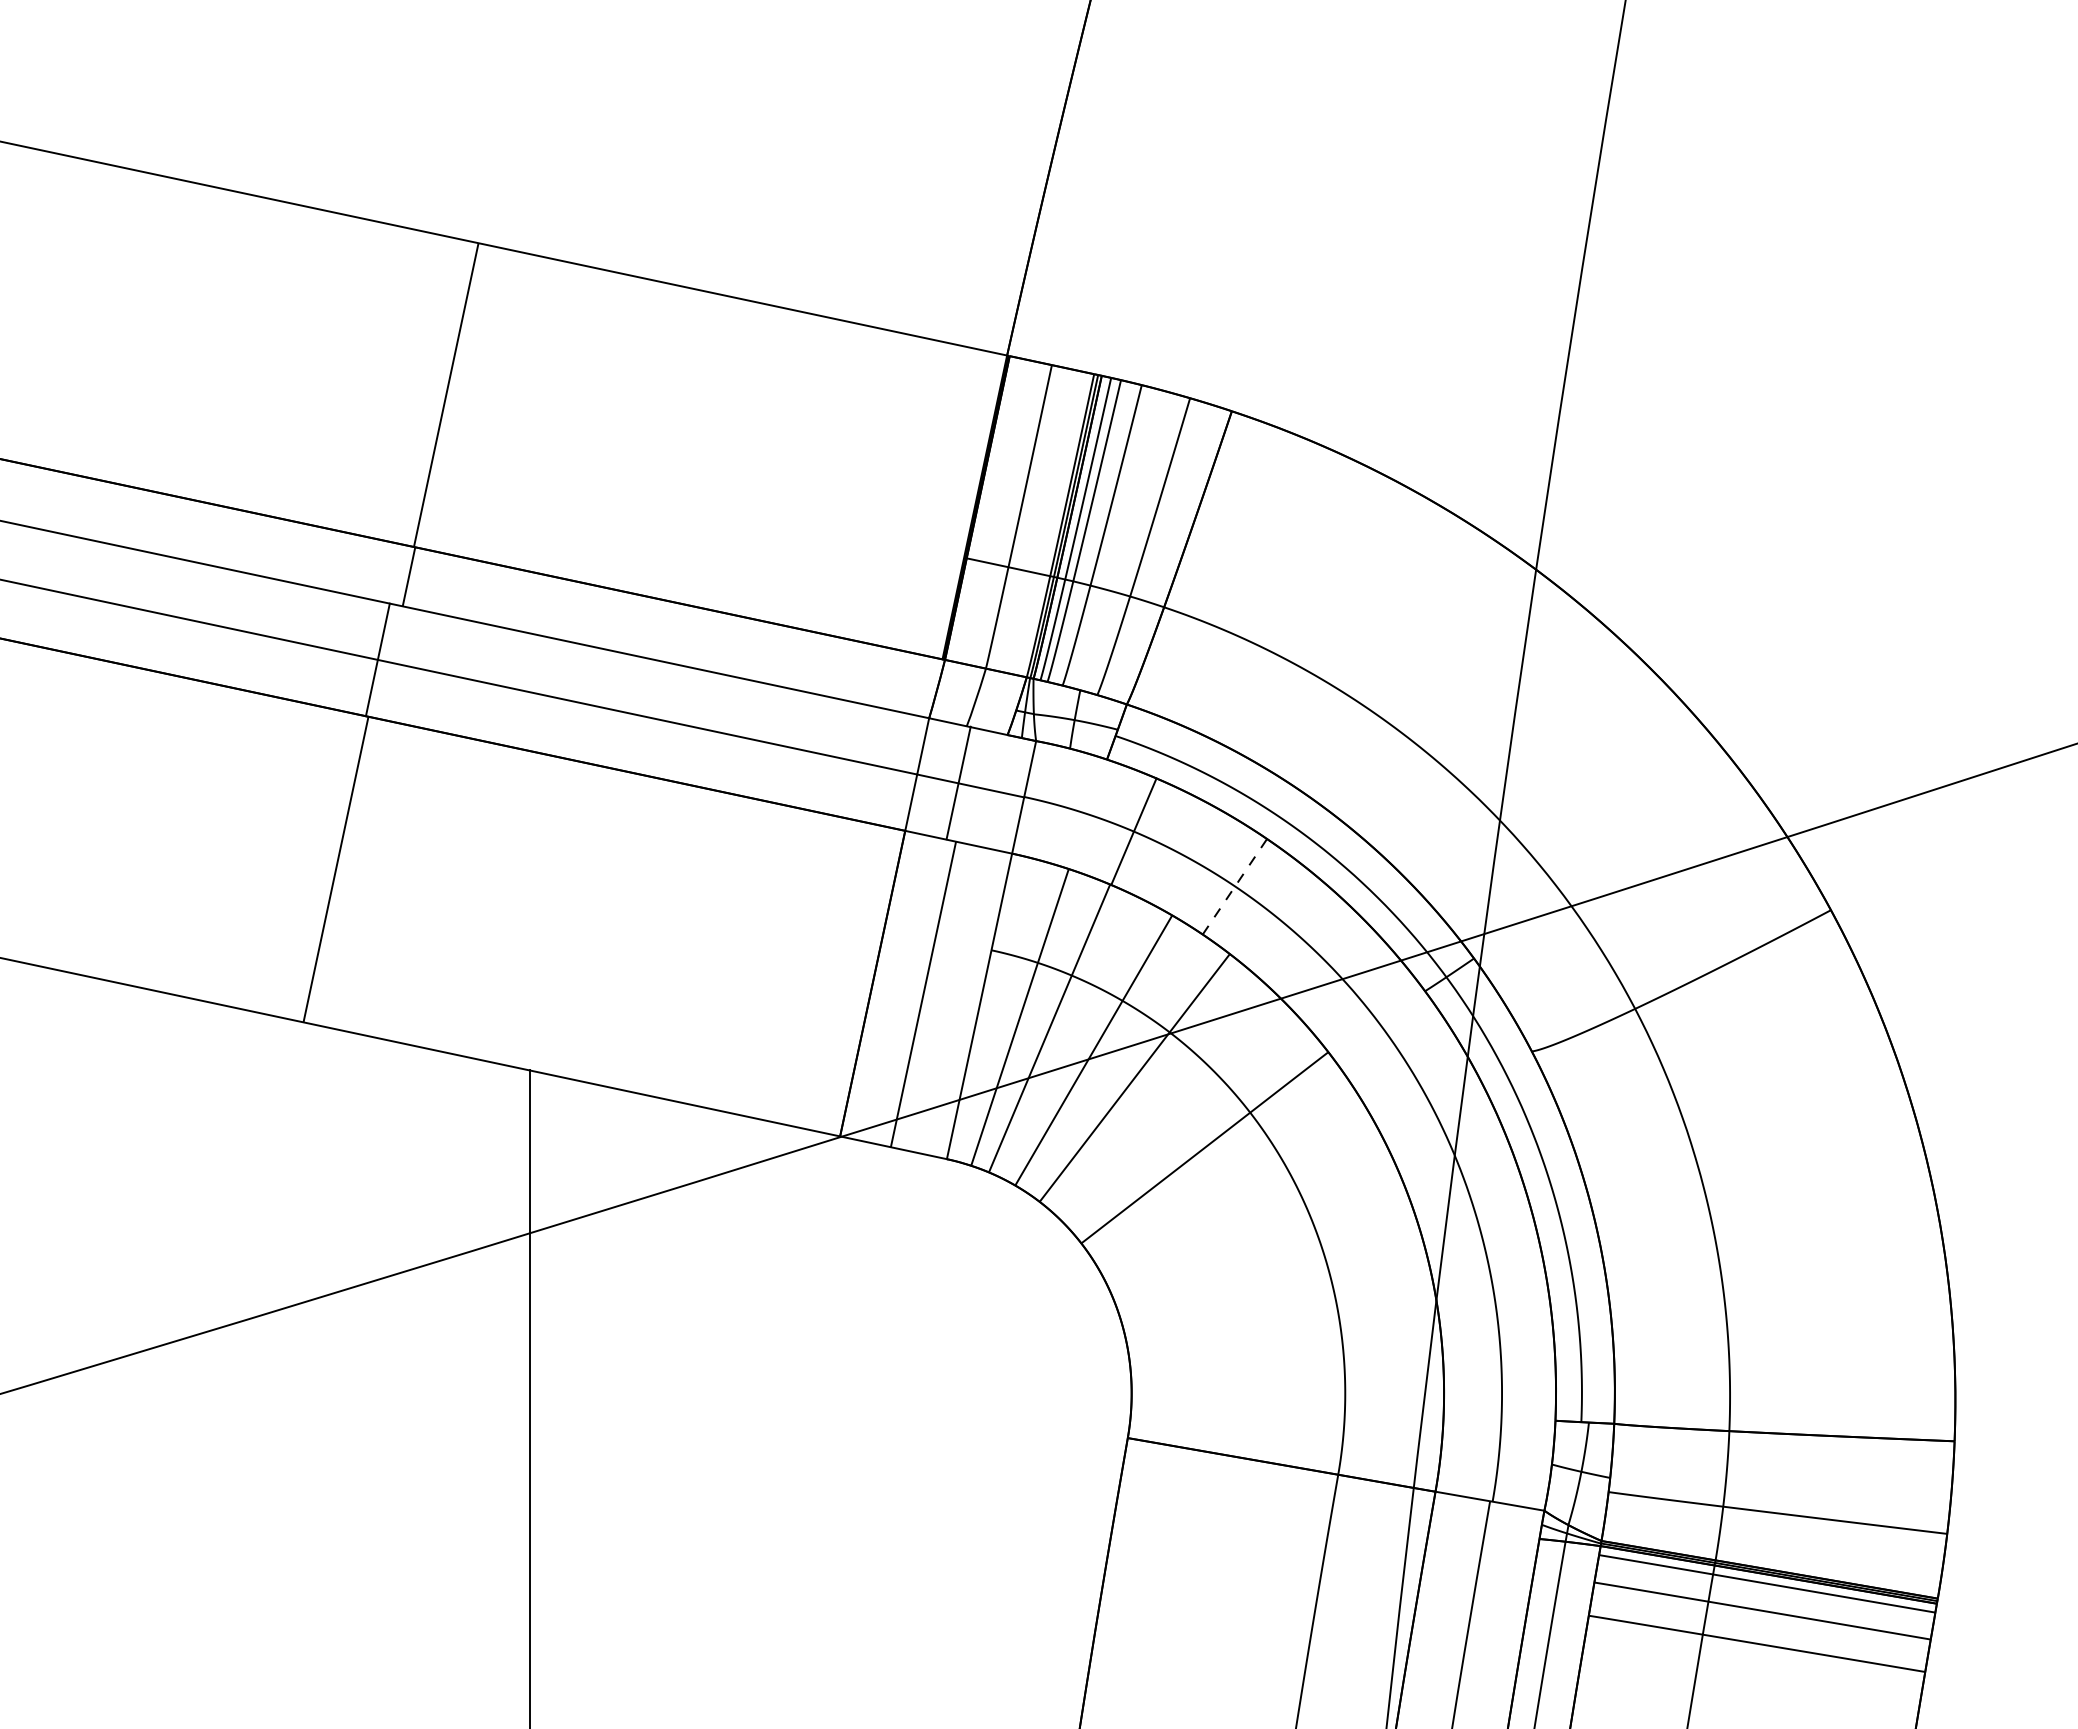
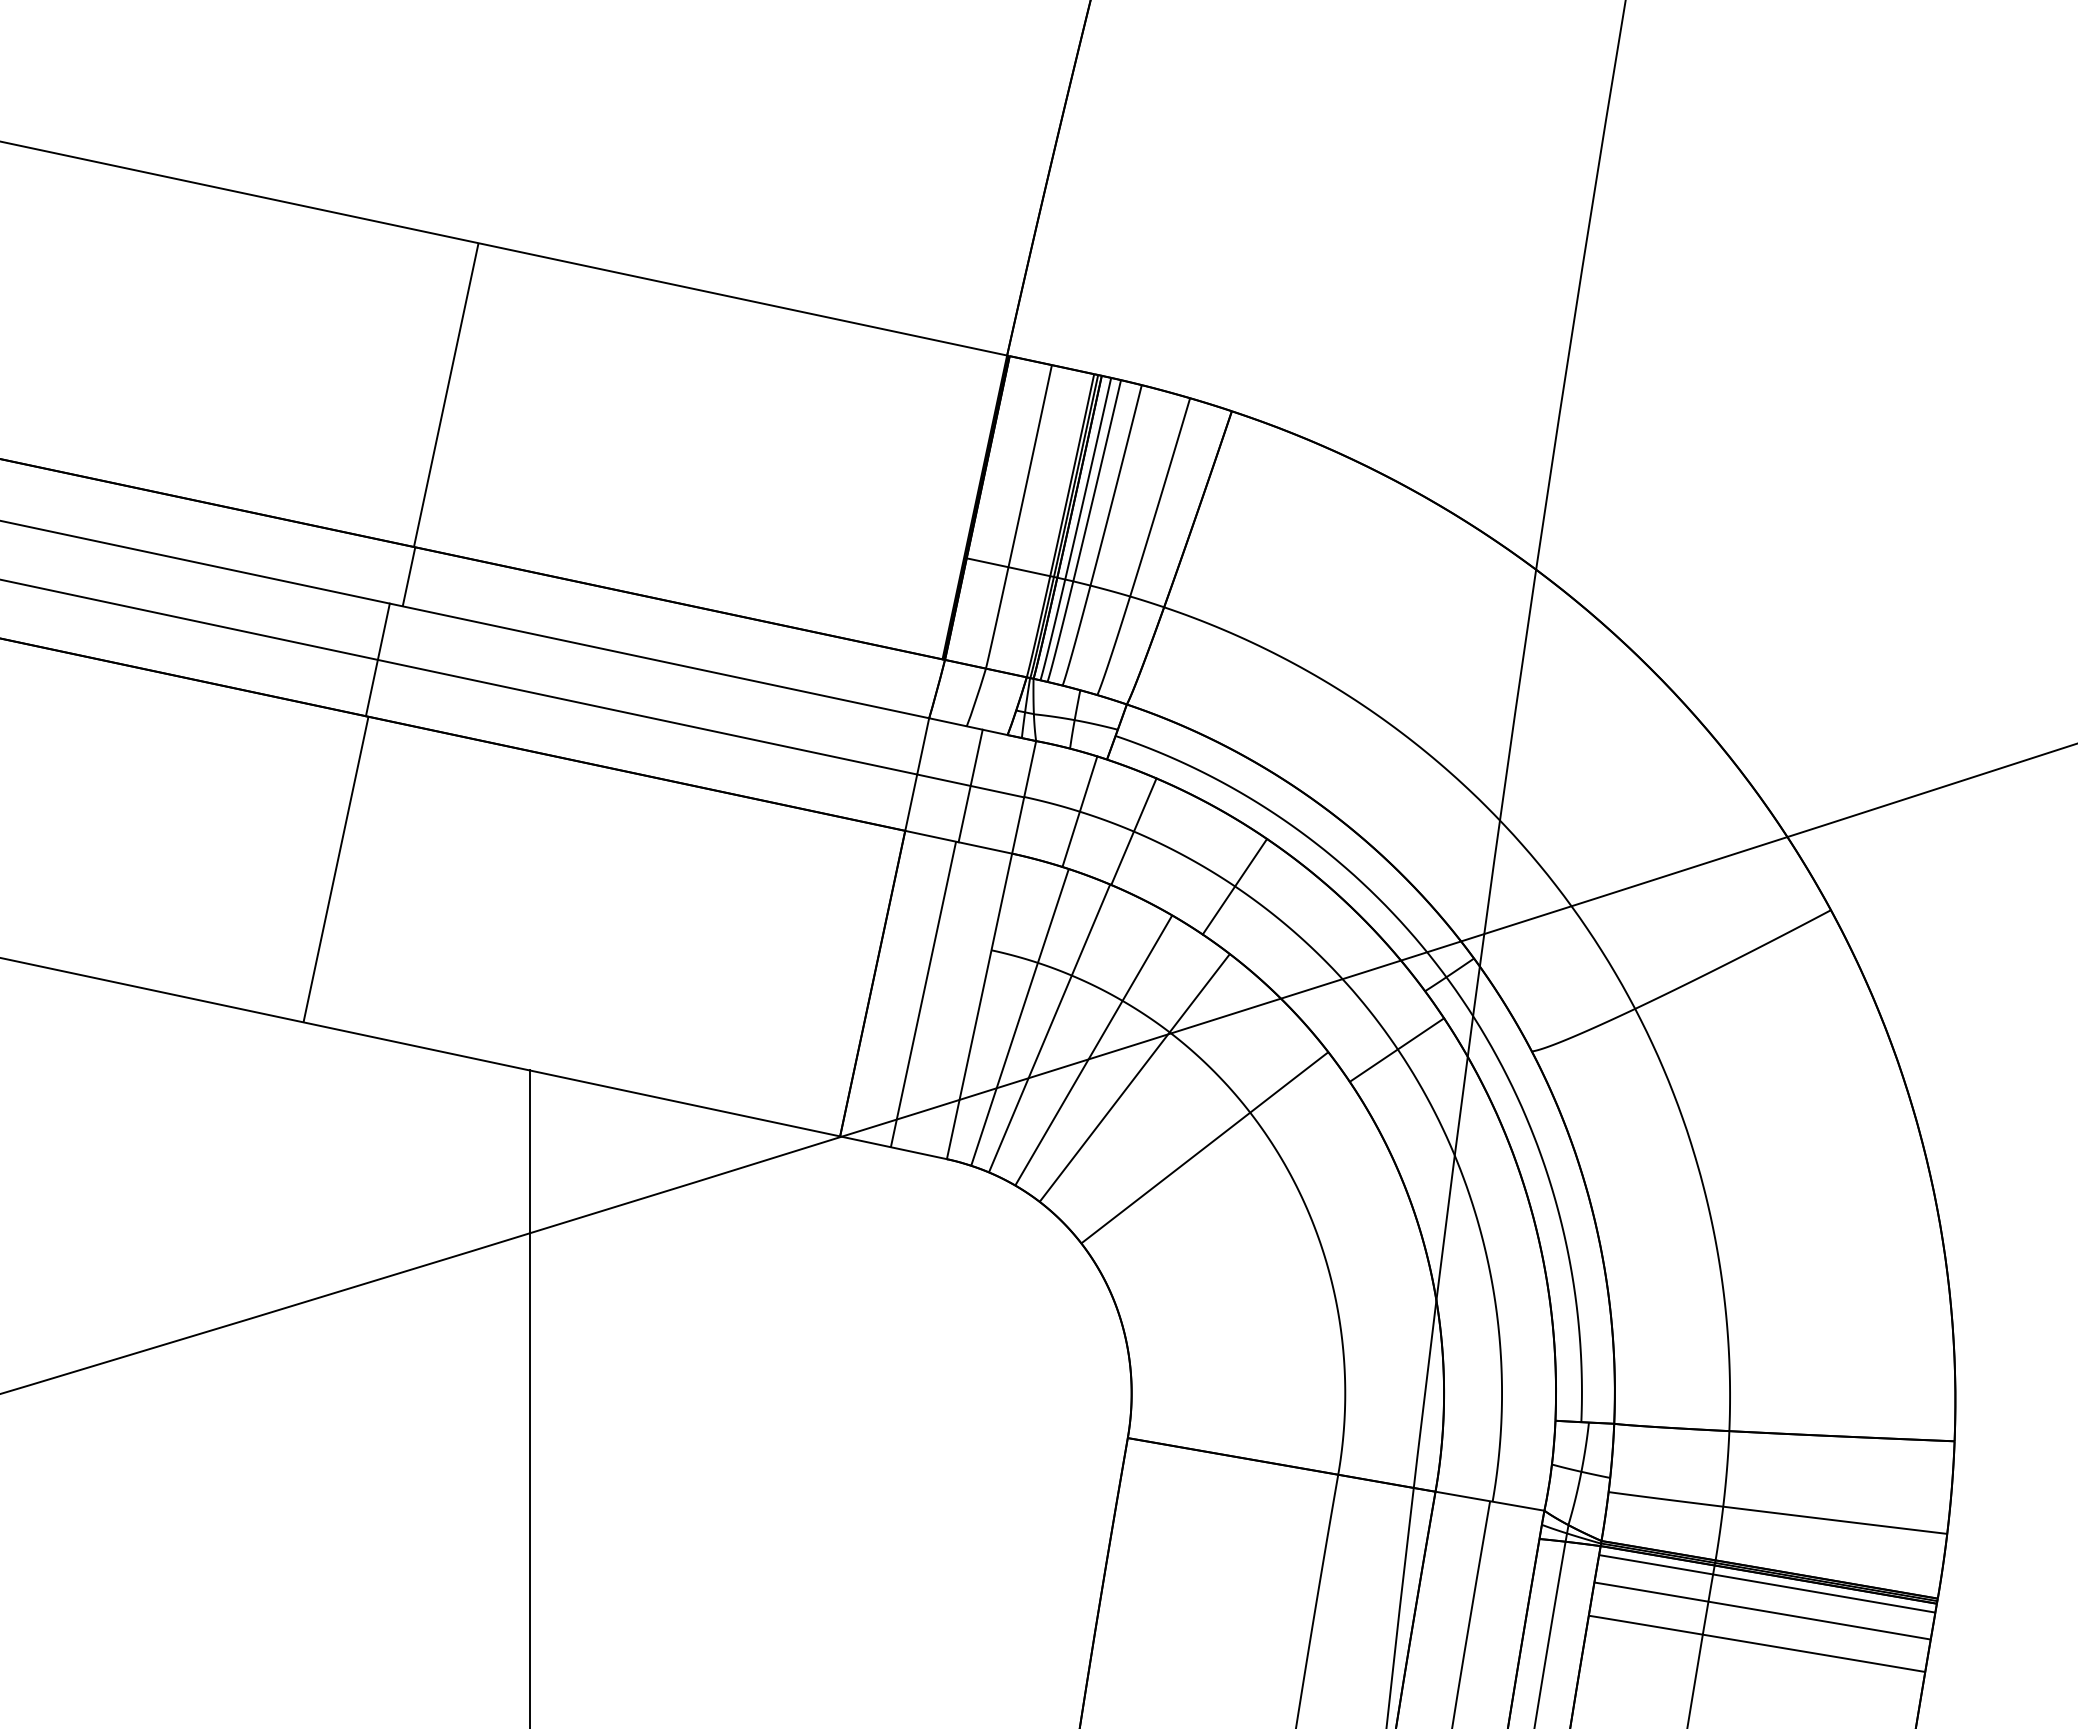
line position: (958, 782) -> (970, 785) (970, 785)
line: none -> present (1079, 811)
line: dashed -> solid (1234, 886)
line: none -> present (1396, 1049)
